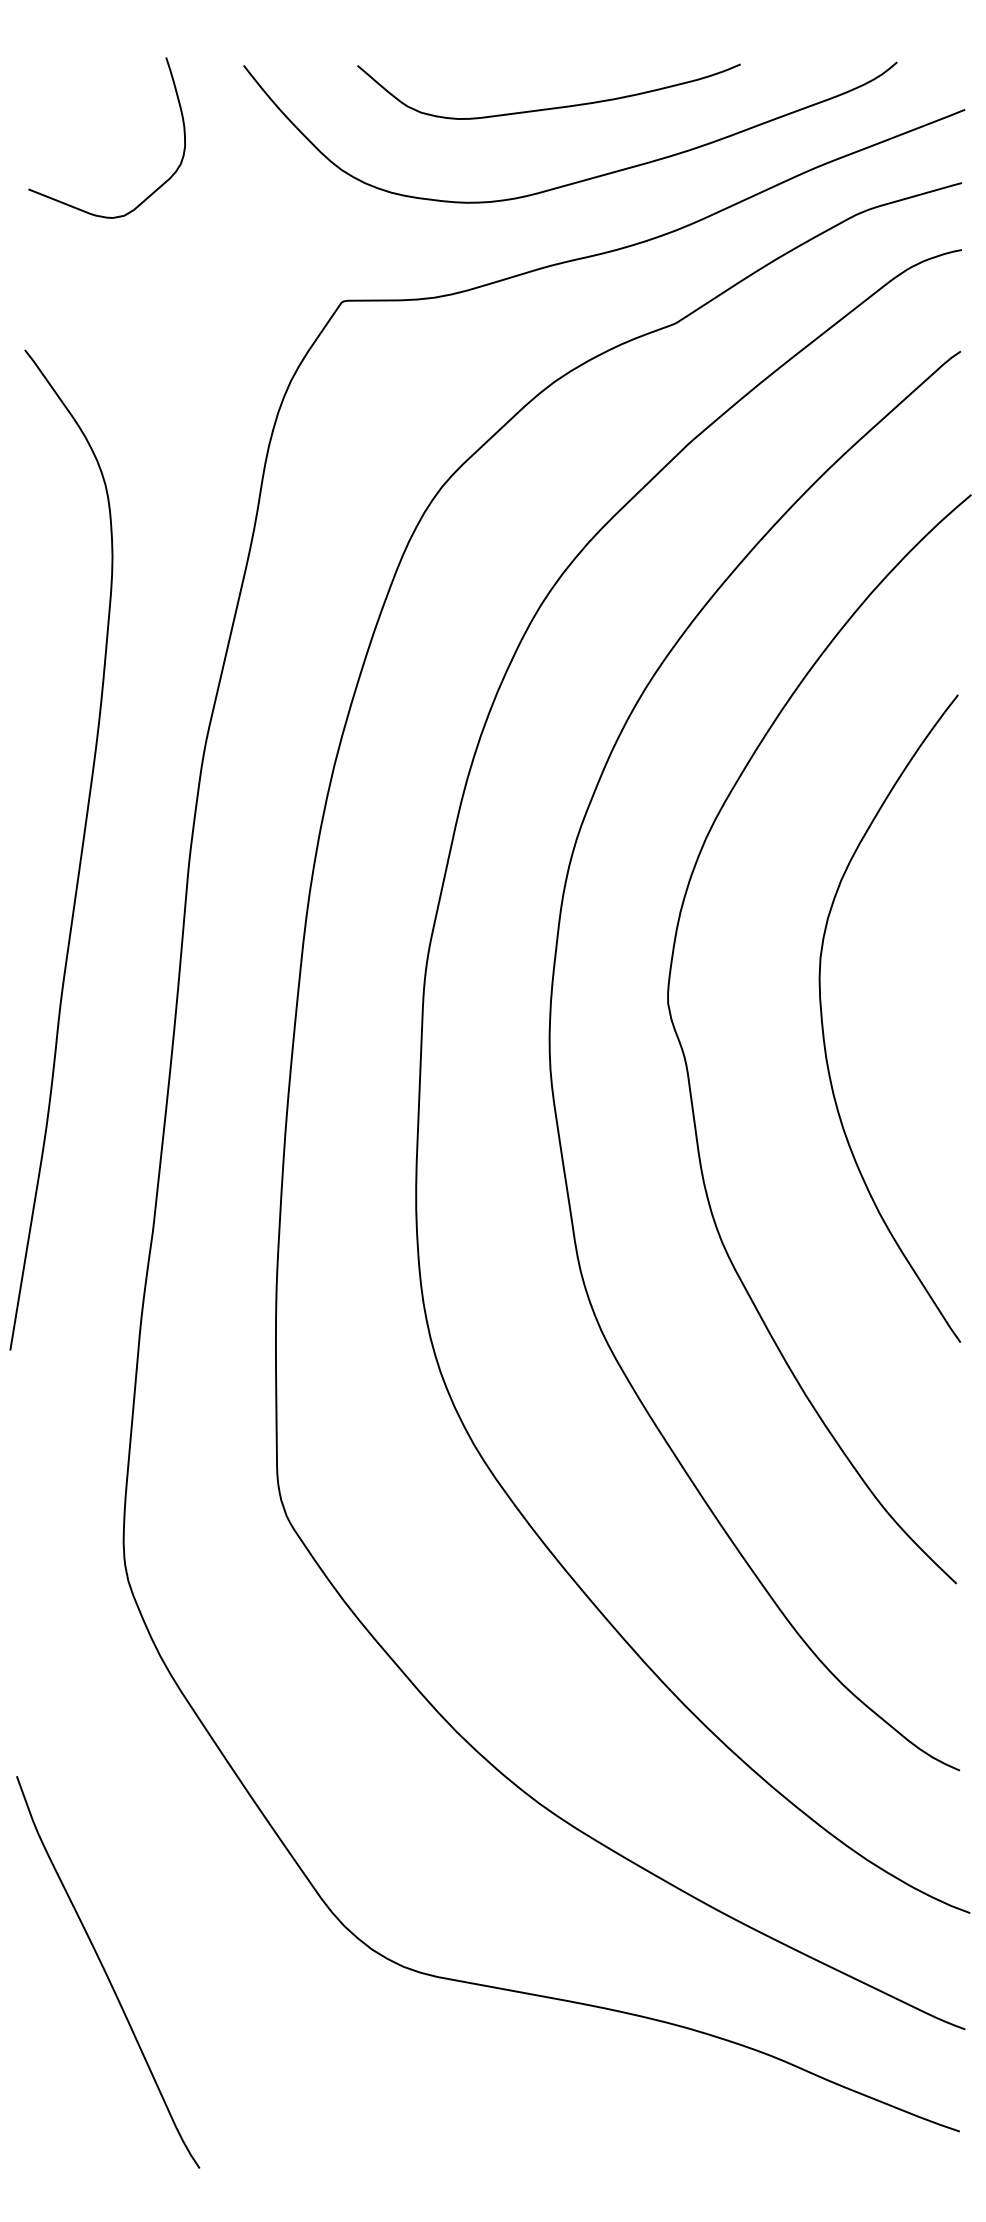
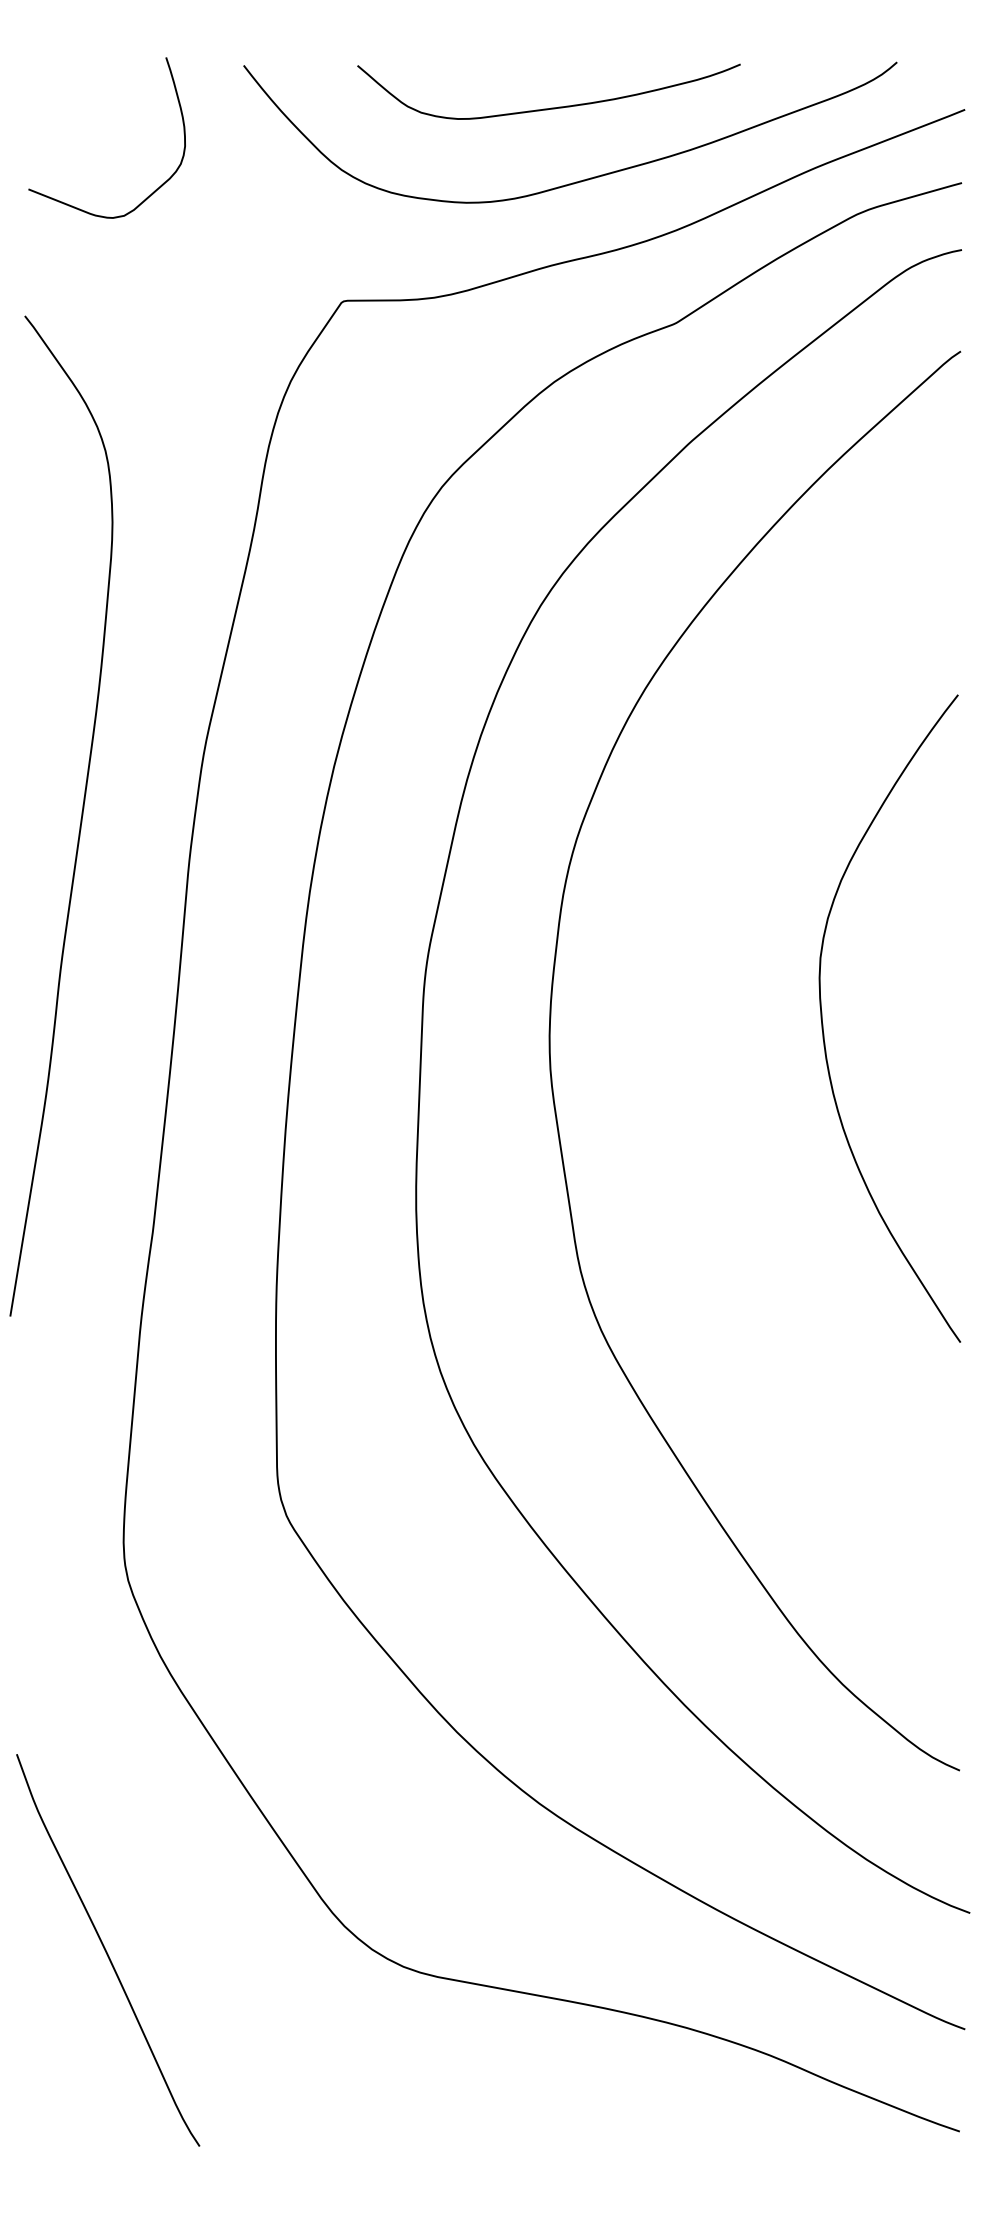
curve position: (80, 852) -> (80, 818) (80, 818)
curve: present -> none (687, 1064)
curve position: (107, 1973) -> (107, 1951) (107, 1951)
